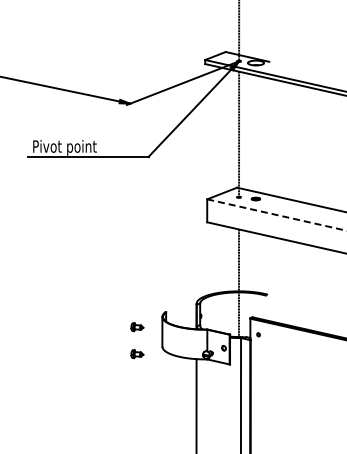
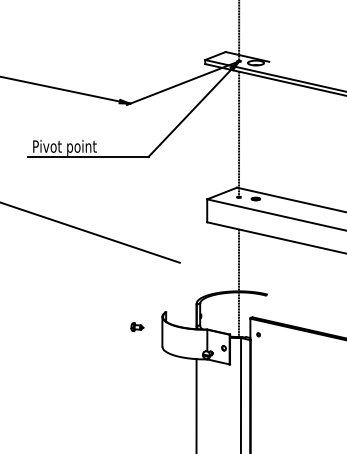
line: dashed -> solid (277, 215)
line: none -> present (90, 232)
part: present -> none (137, 354)
